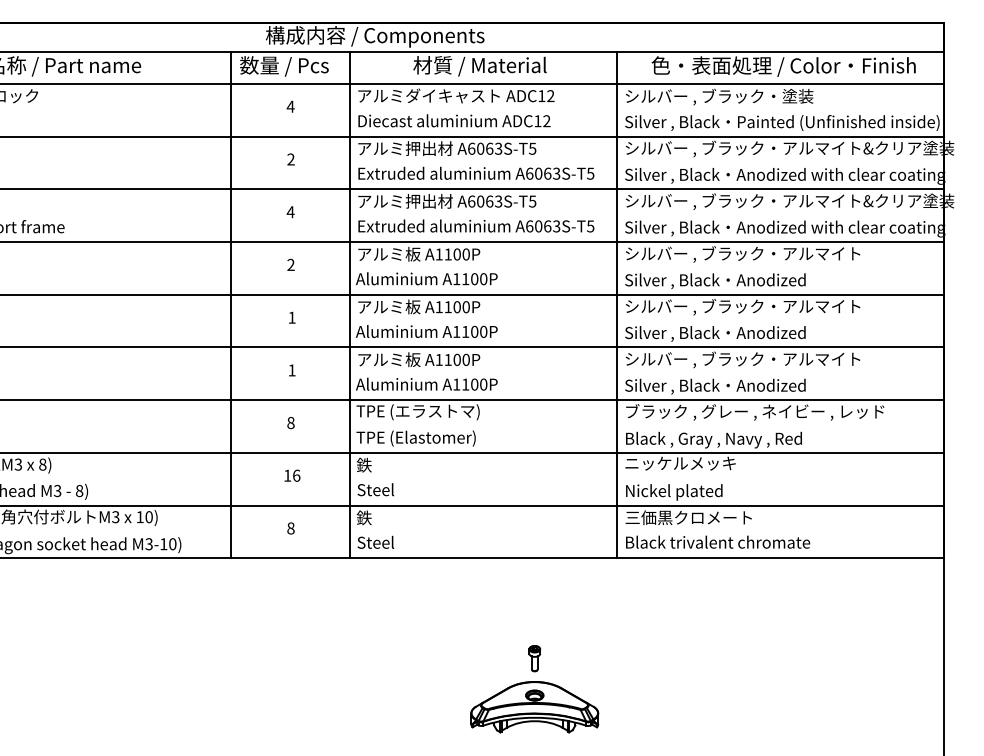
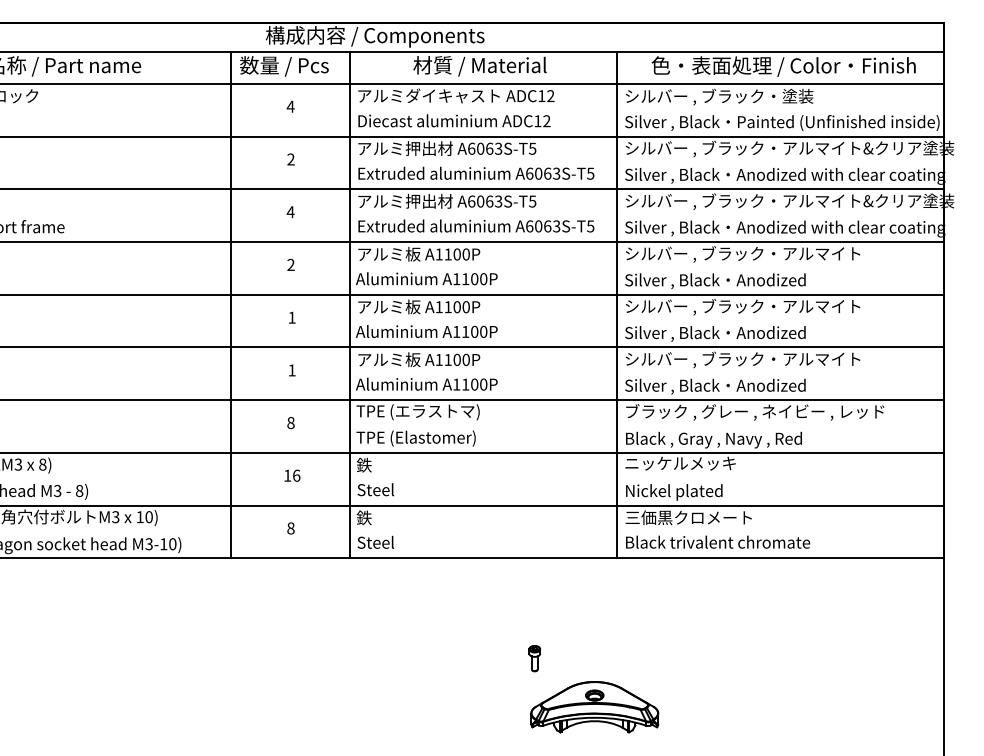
part position: (534, 707) -> (594, 707) (594, 707)
